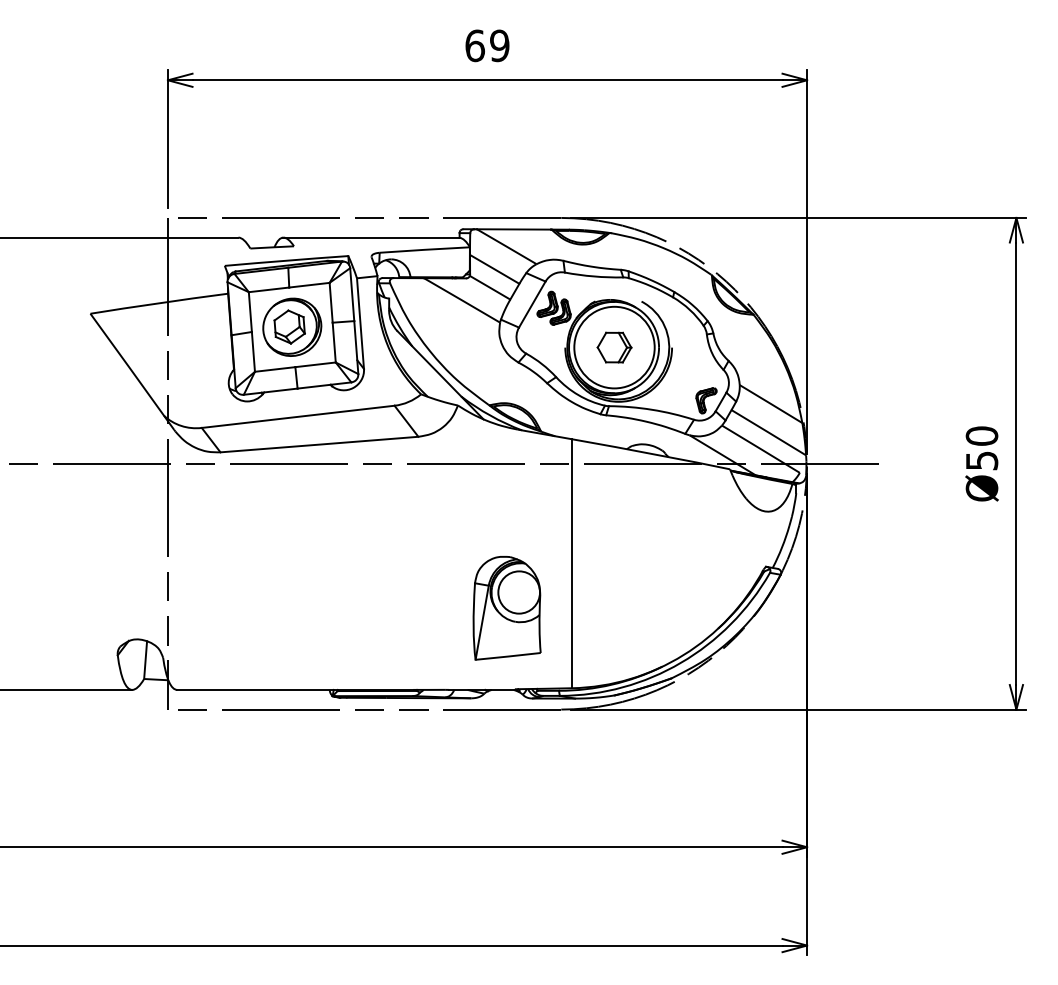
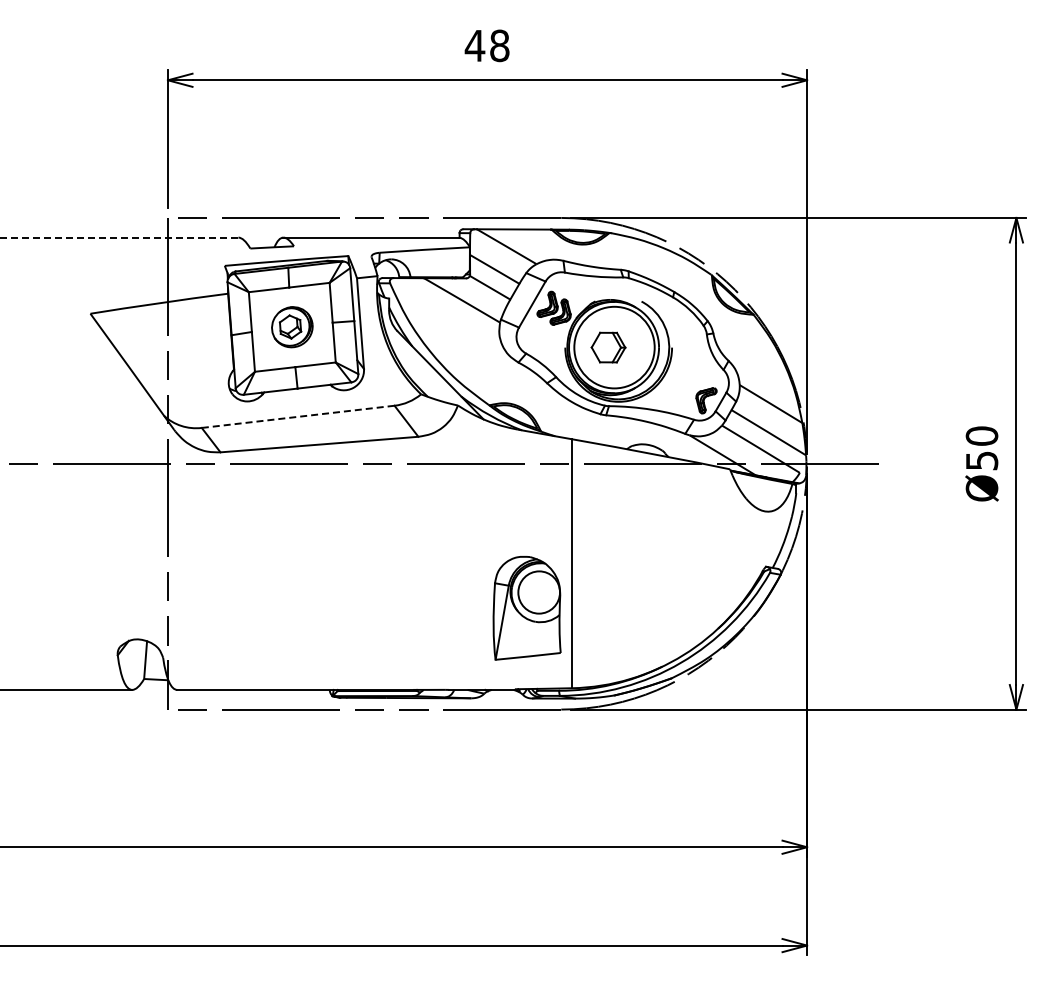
text: 69 -> 48 (486, 45)
line: solid -> dashed (119, 237)
part size: 61x60 px -> 43x43 px (292, 327)
part position: (614, 347) -> (608, 347) (608, 347)
line: solid -> dashed (297, 416)
part position: (506, 608) -> (526, 608) (526, 608)
